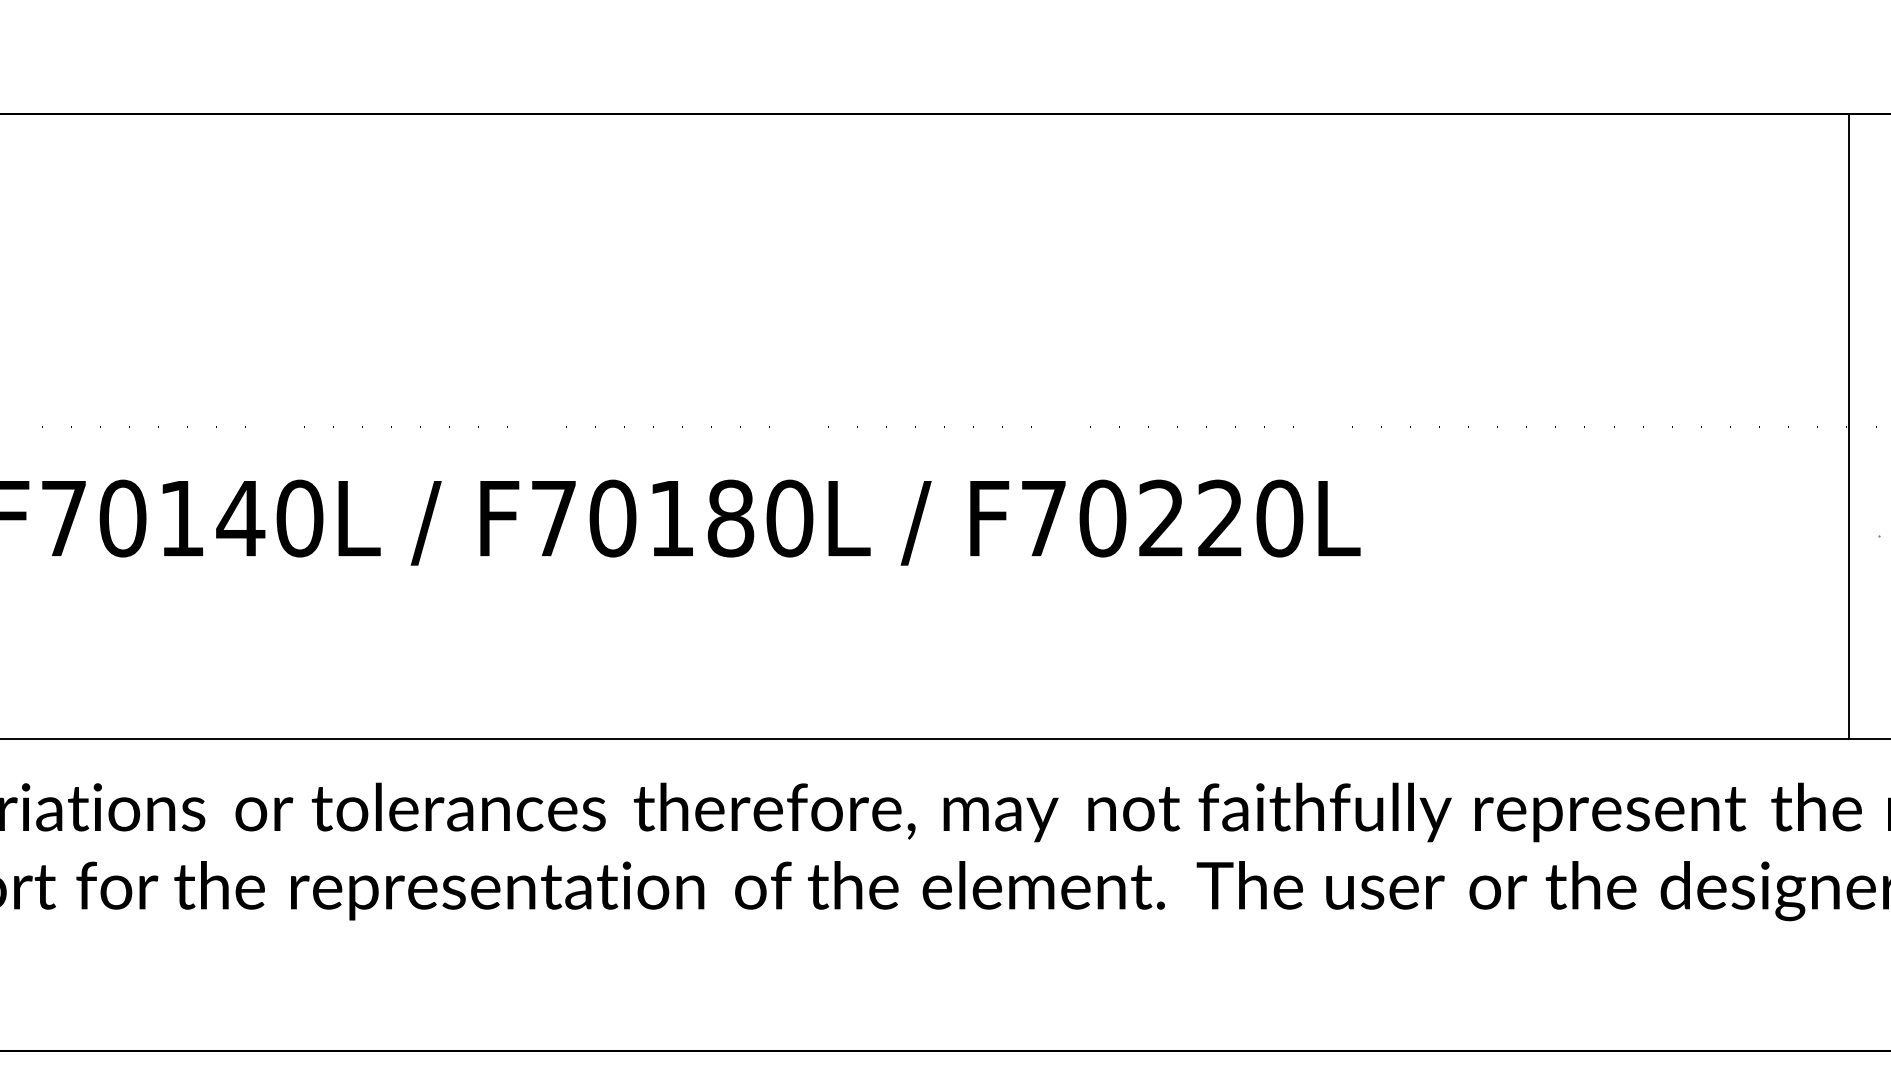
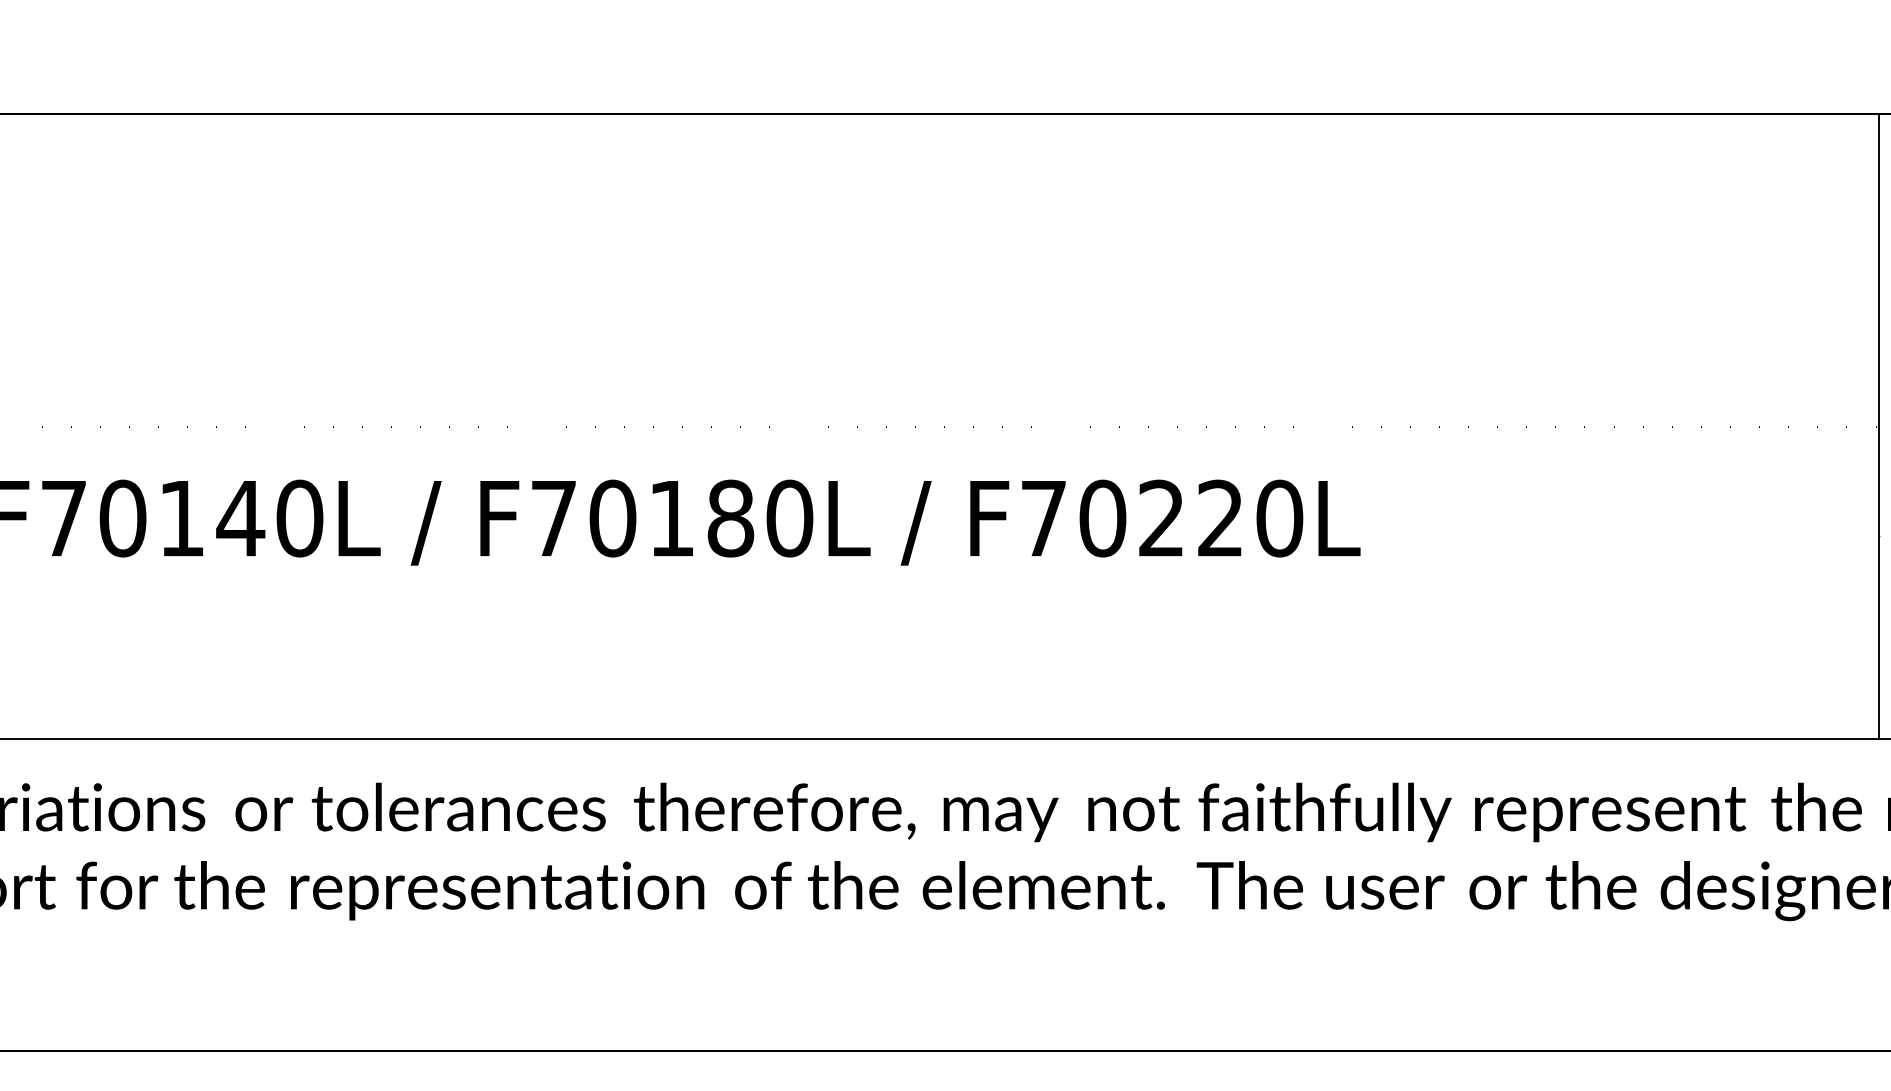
line position: (1849, 426) -> (1879, 426) (1879, 426)
